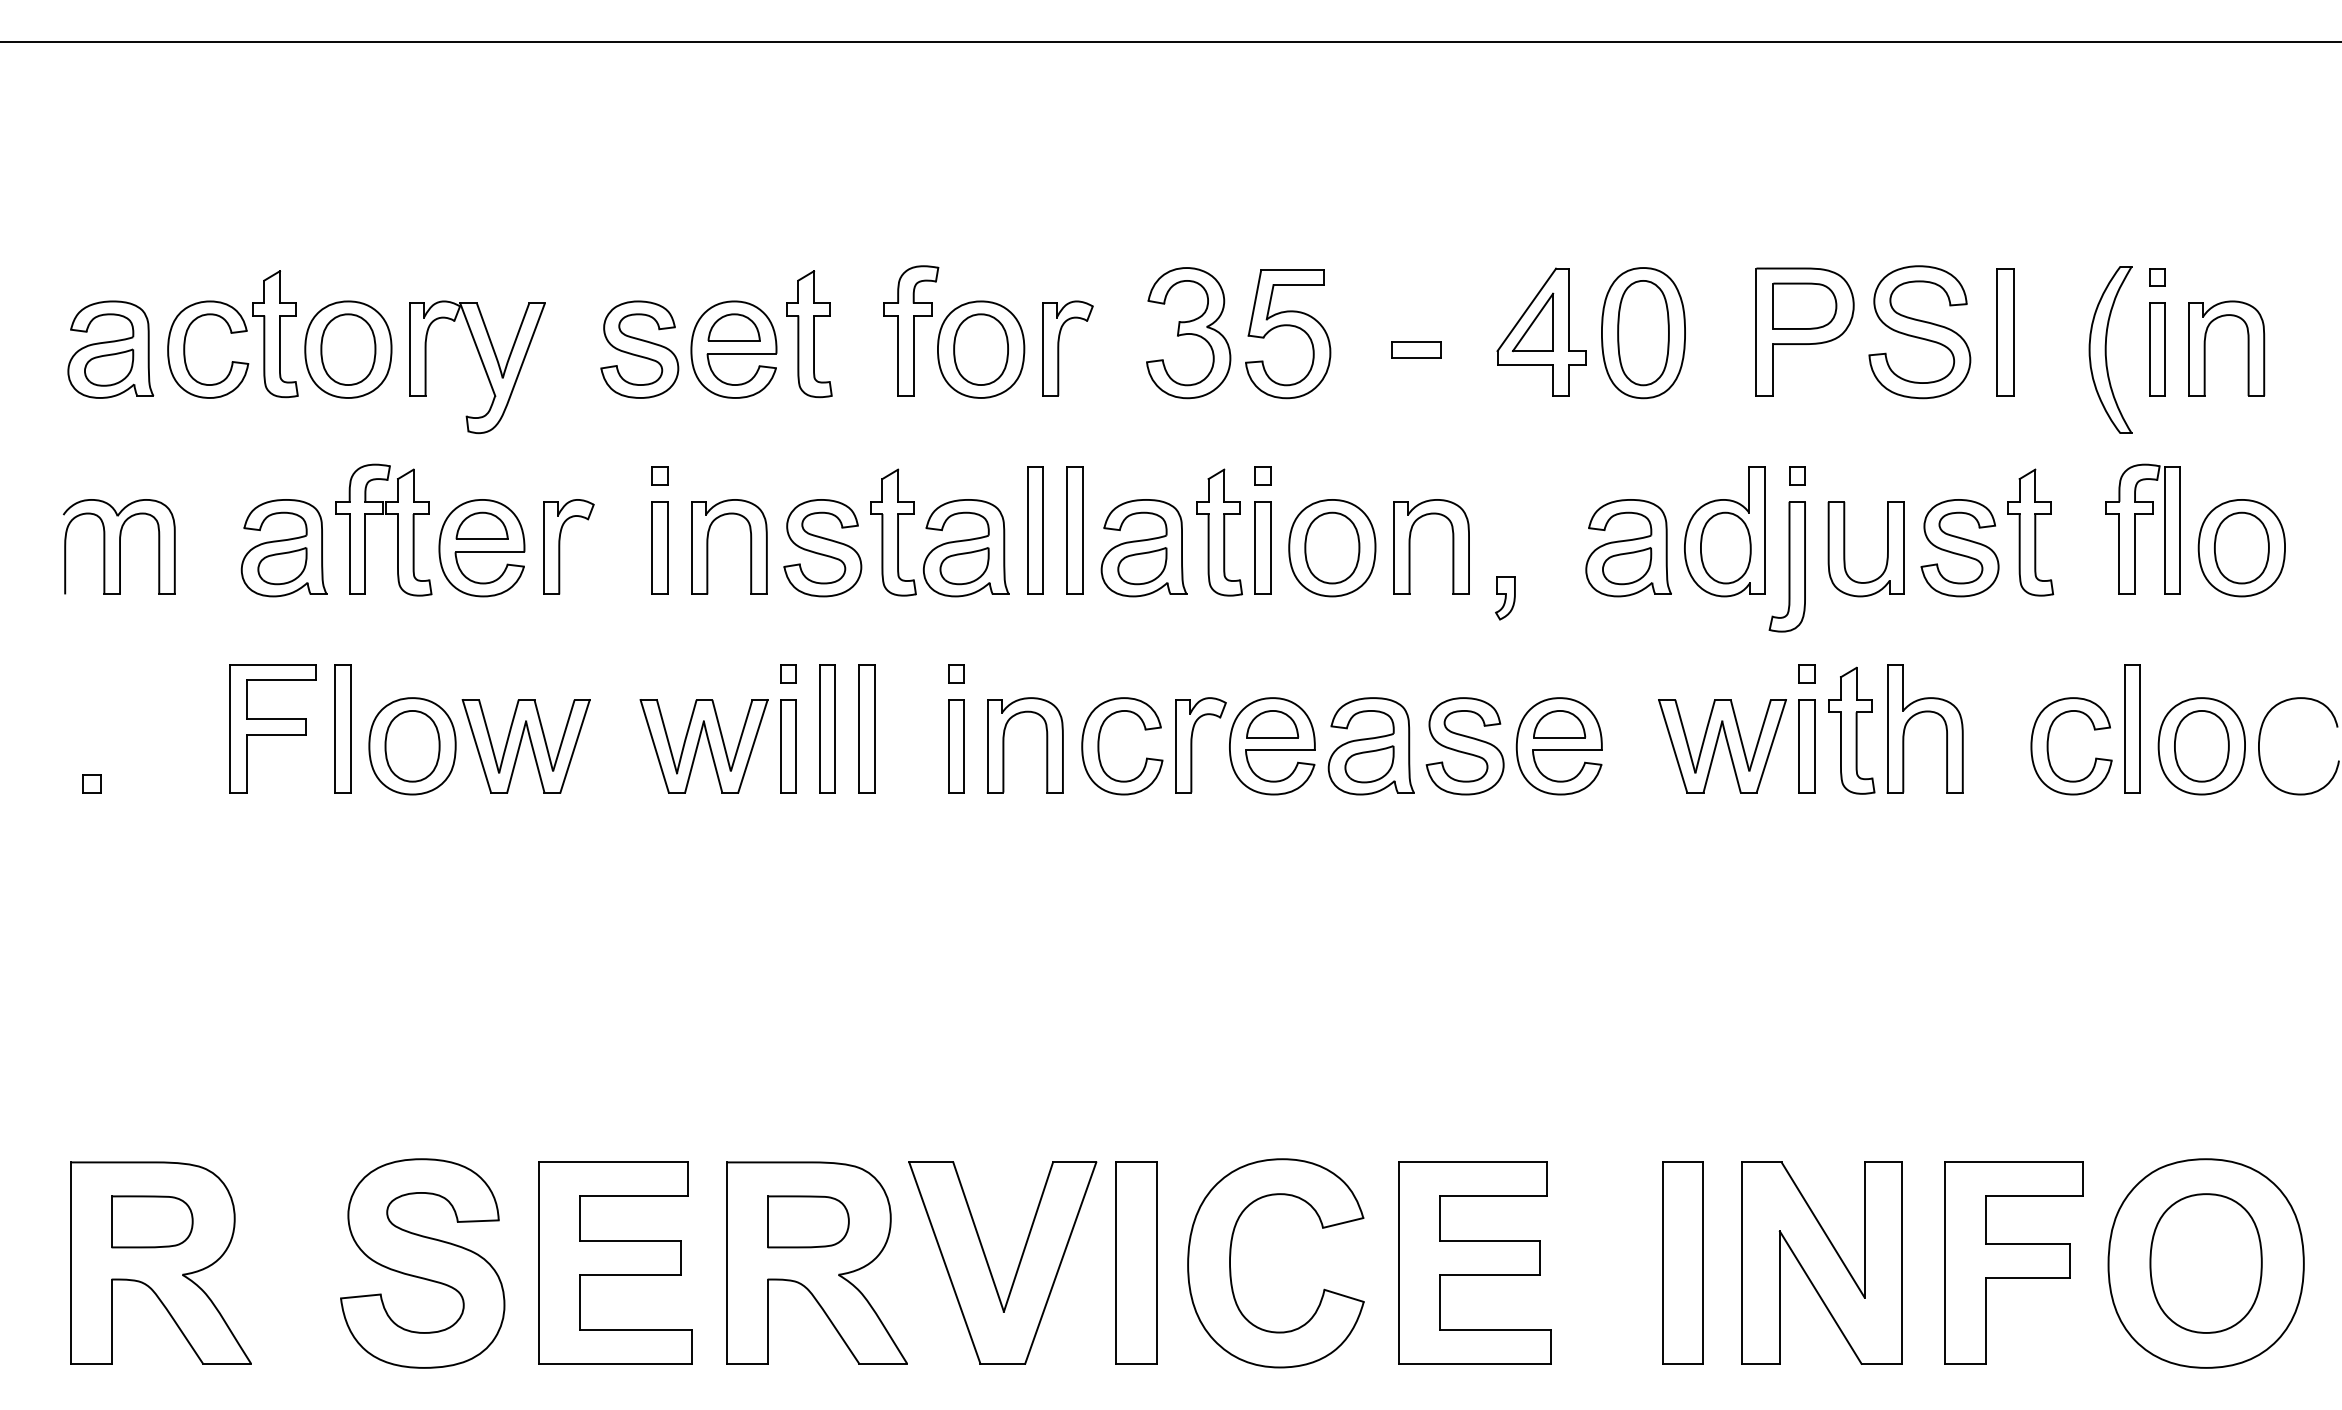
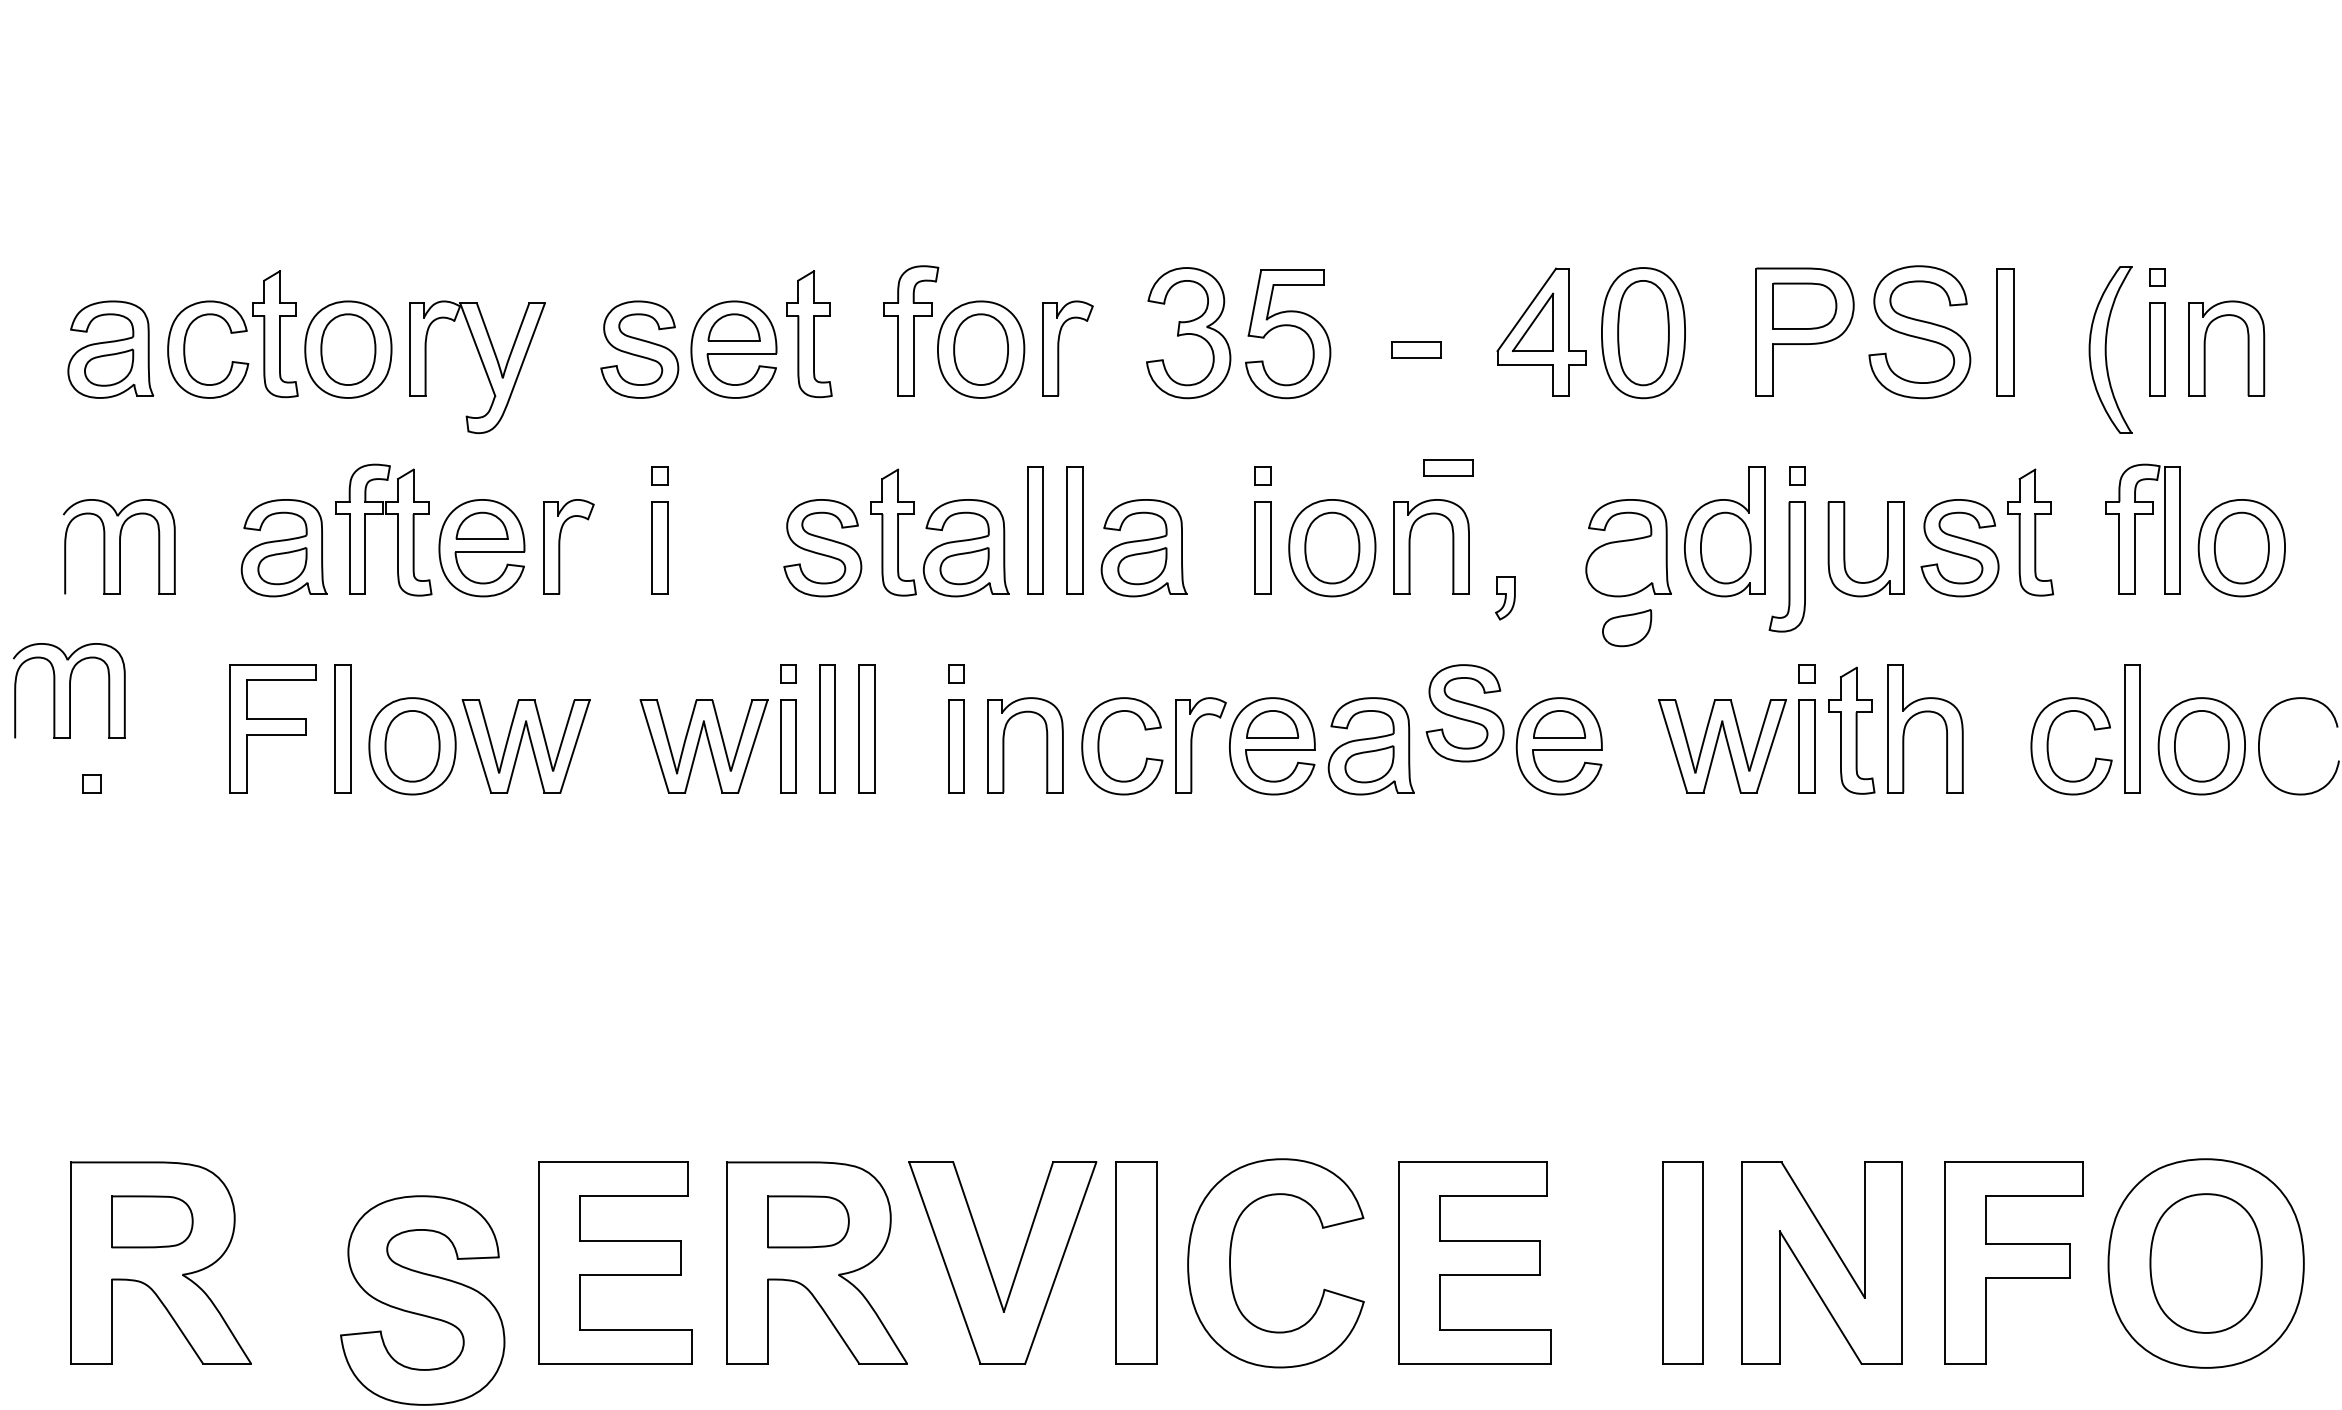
line: present -> none (1170, 42)
part: none -> present (1448, 467)
part: present -> none (1219, 532)
part: present -> none (708, 546)
part position: (1627, 566) -> (1627, 628) (1627, 628)
part: none -> present (69, 690)
part position: (1464, 746) -> (1464, 713) (1464, 713)
part position: (422, 1263) -> (422, 1300) (422, 1300)
